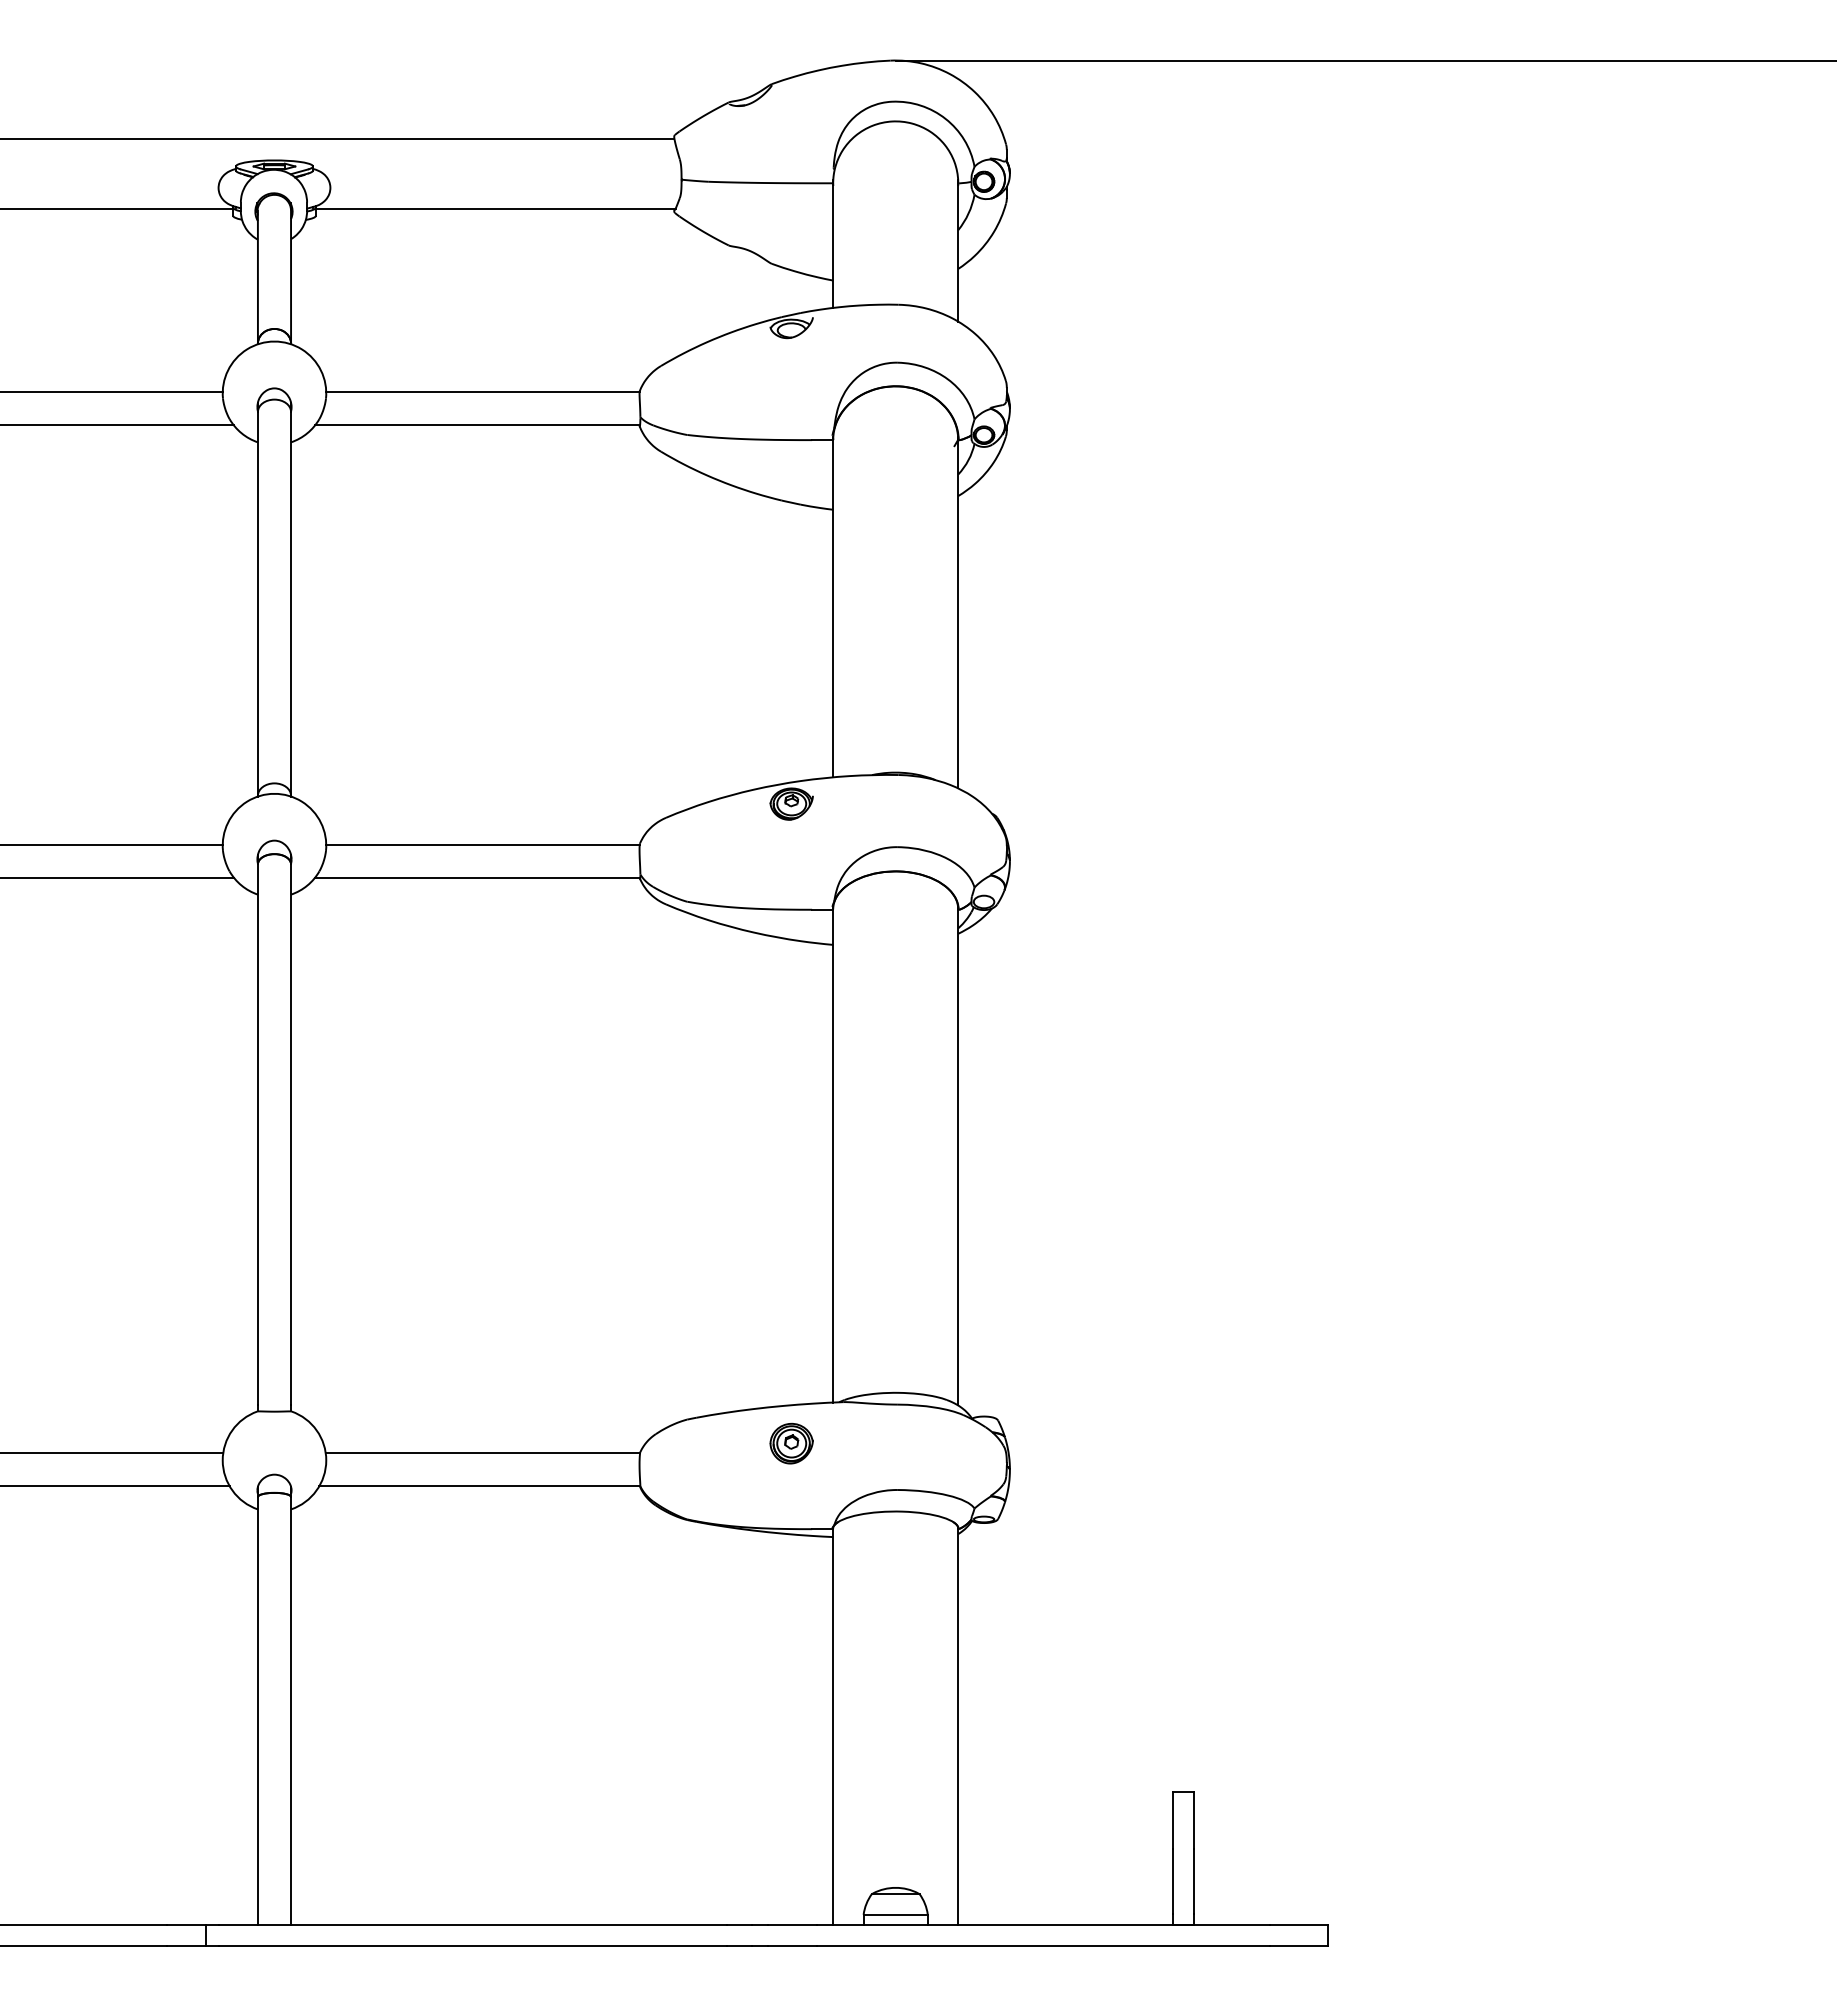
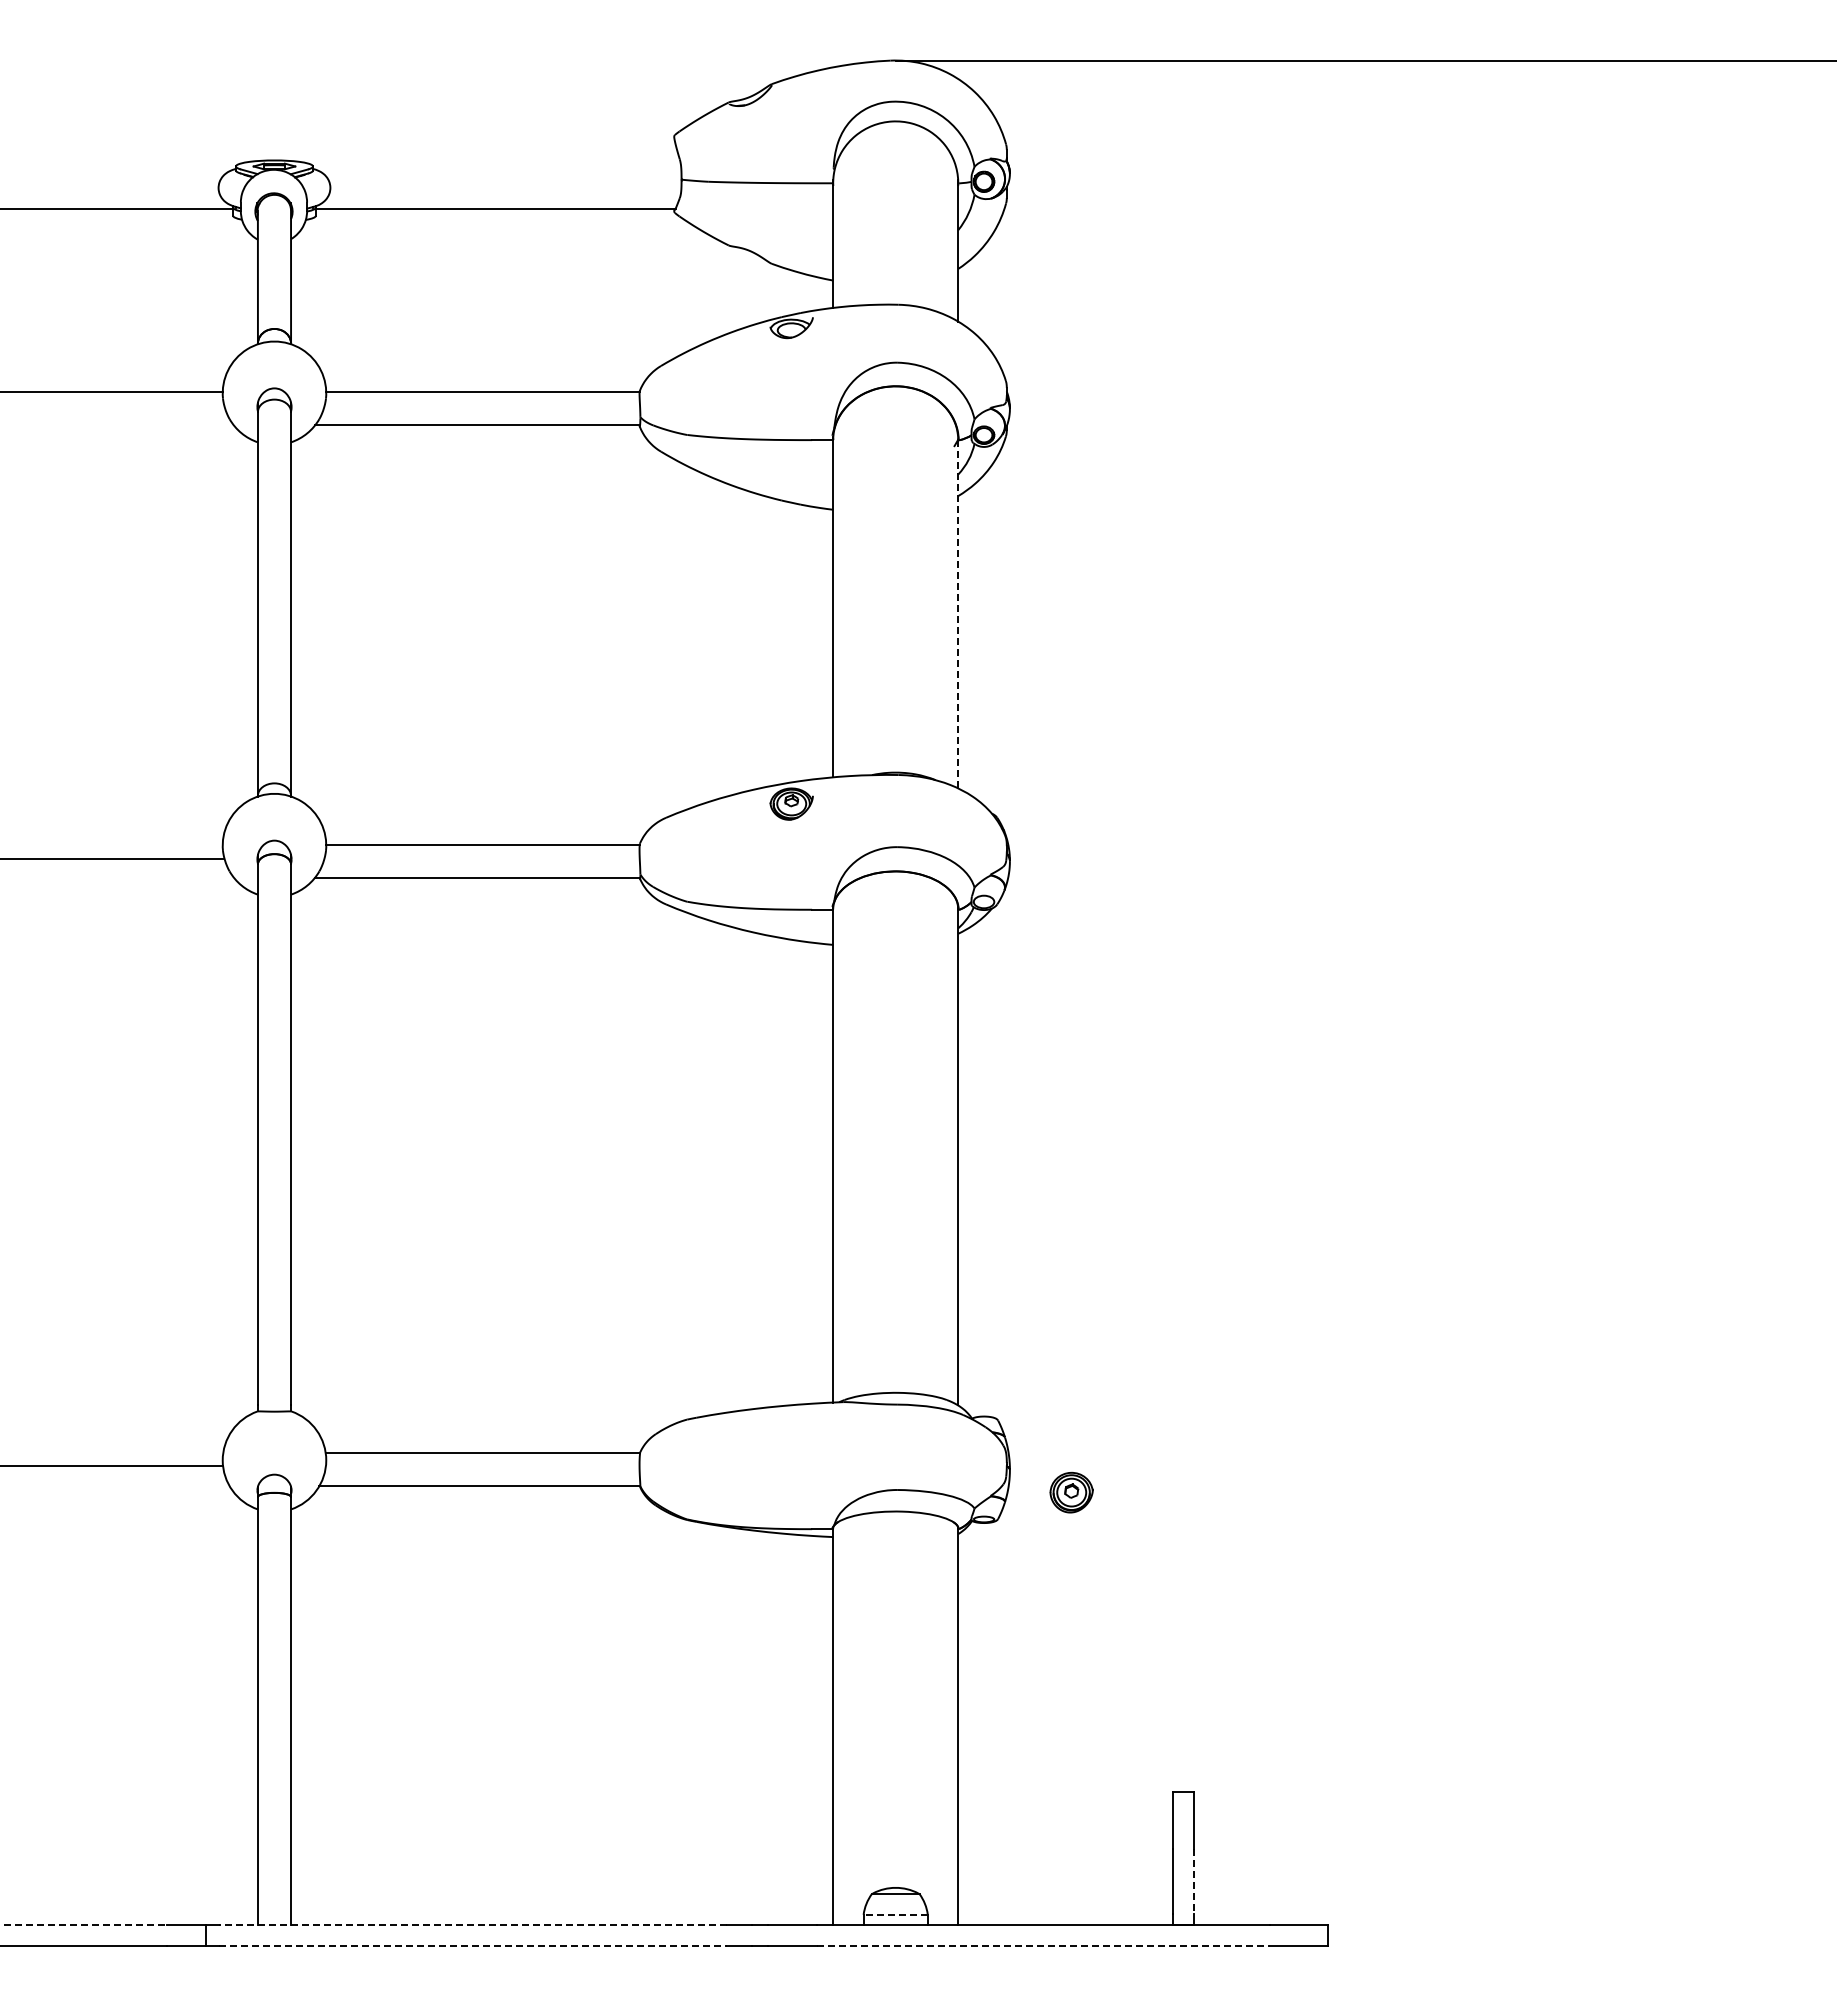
line: present -> none (338, 139)
line: present -> none (117, 425)
line: solid -> dashed (958, 612)
line position: (112, 844) -> (112, 858) (112, 858)
line: present -> none (117, 877)
part position: (791, 1443) -> (1071, 1492) (1071, 1492)
line position: (112, 1453) -> (112, 1466) (112, 1466)
line: present -> none (115, 1486)
line: solid -> dashed (1193, 1881)
line: solid -> dashed (895, 1914)
line: solid -> dashed (84, 1925)
line: solid -> dashed (472, 1925)
line: solid -> dashed (473, 1945)
line: solid -> dashed (1044, 1945)
